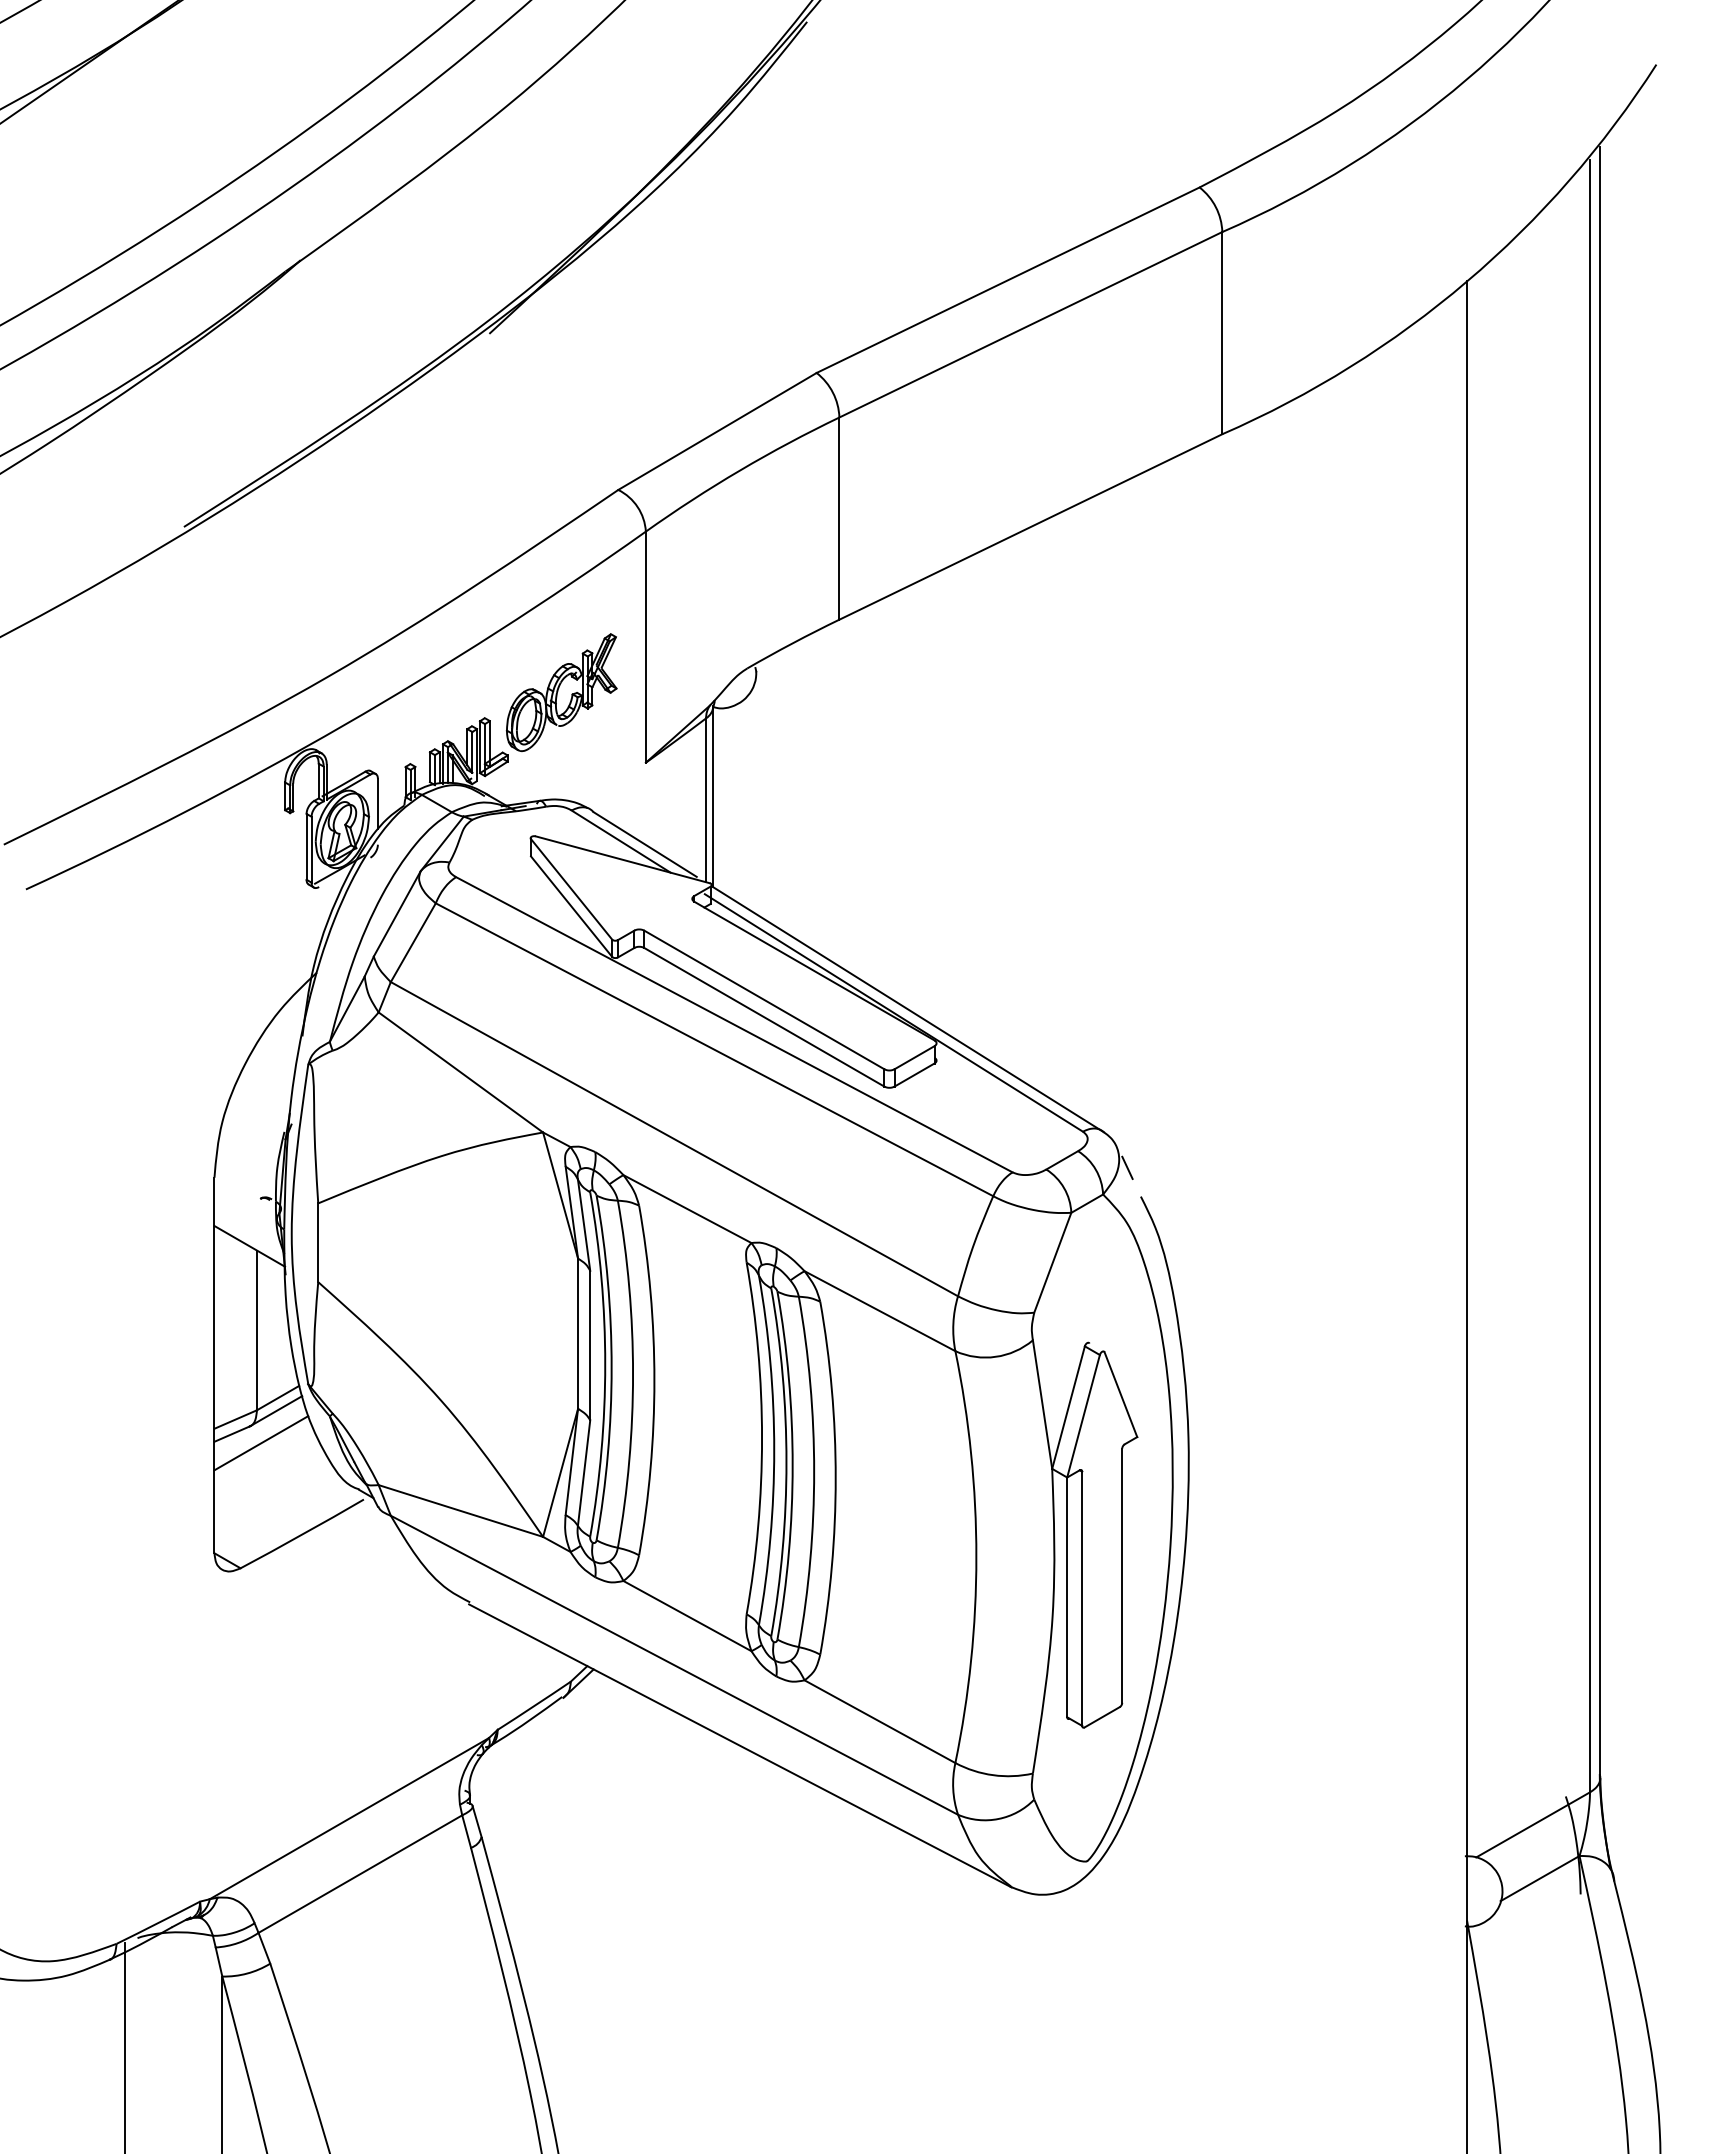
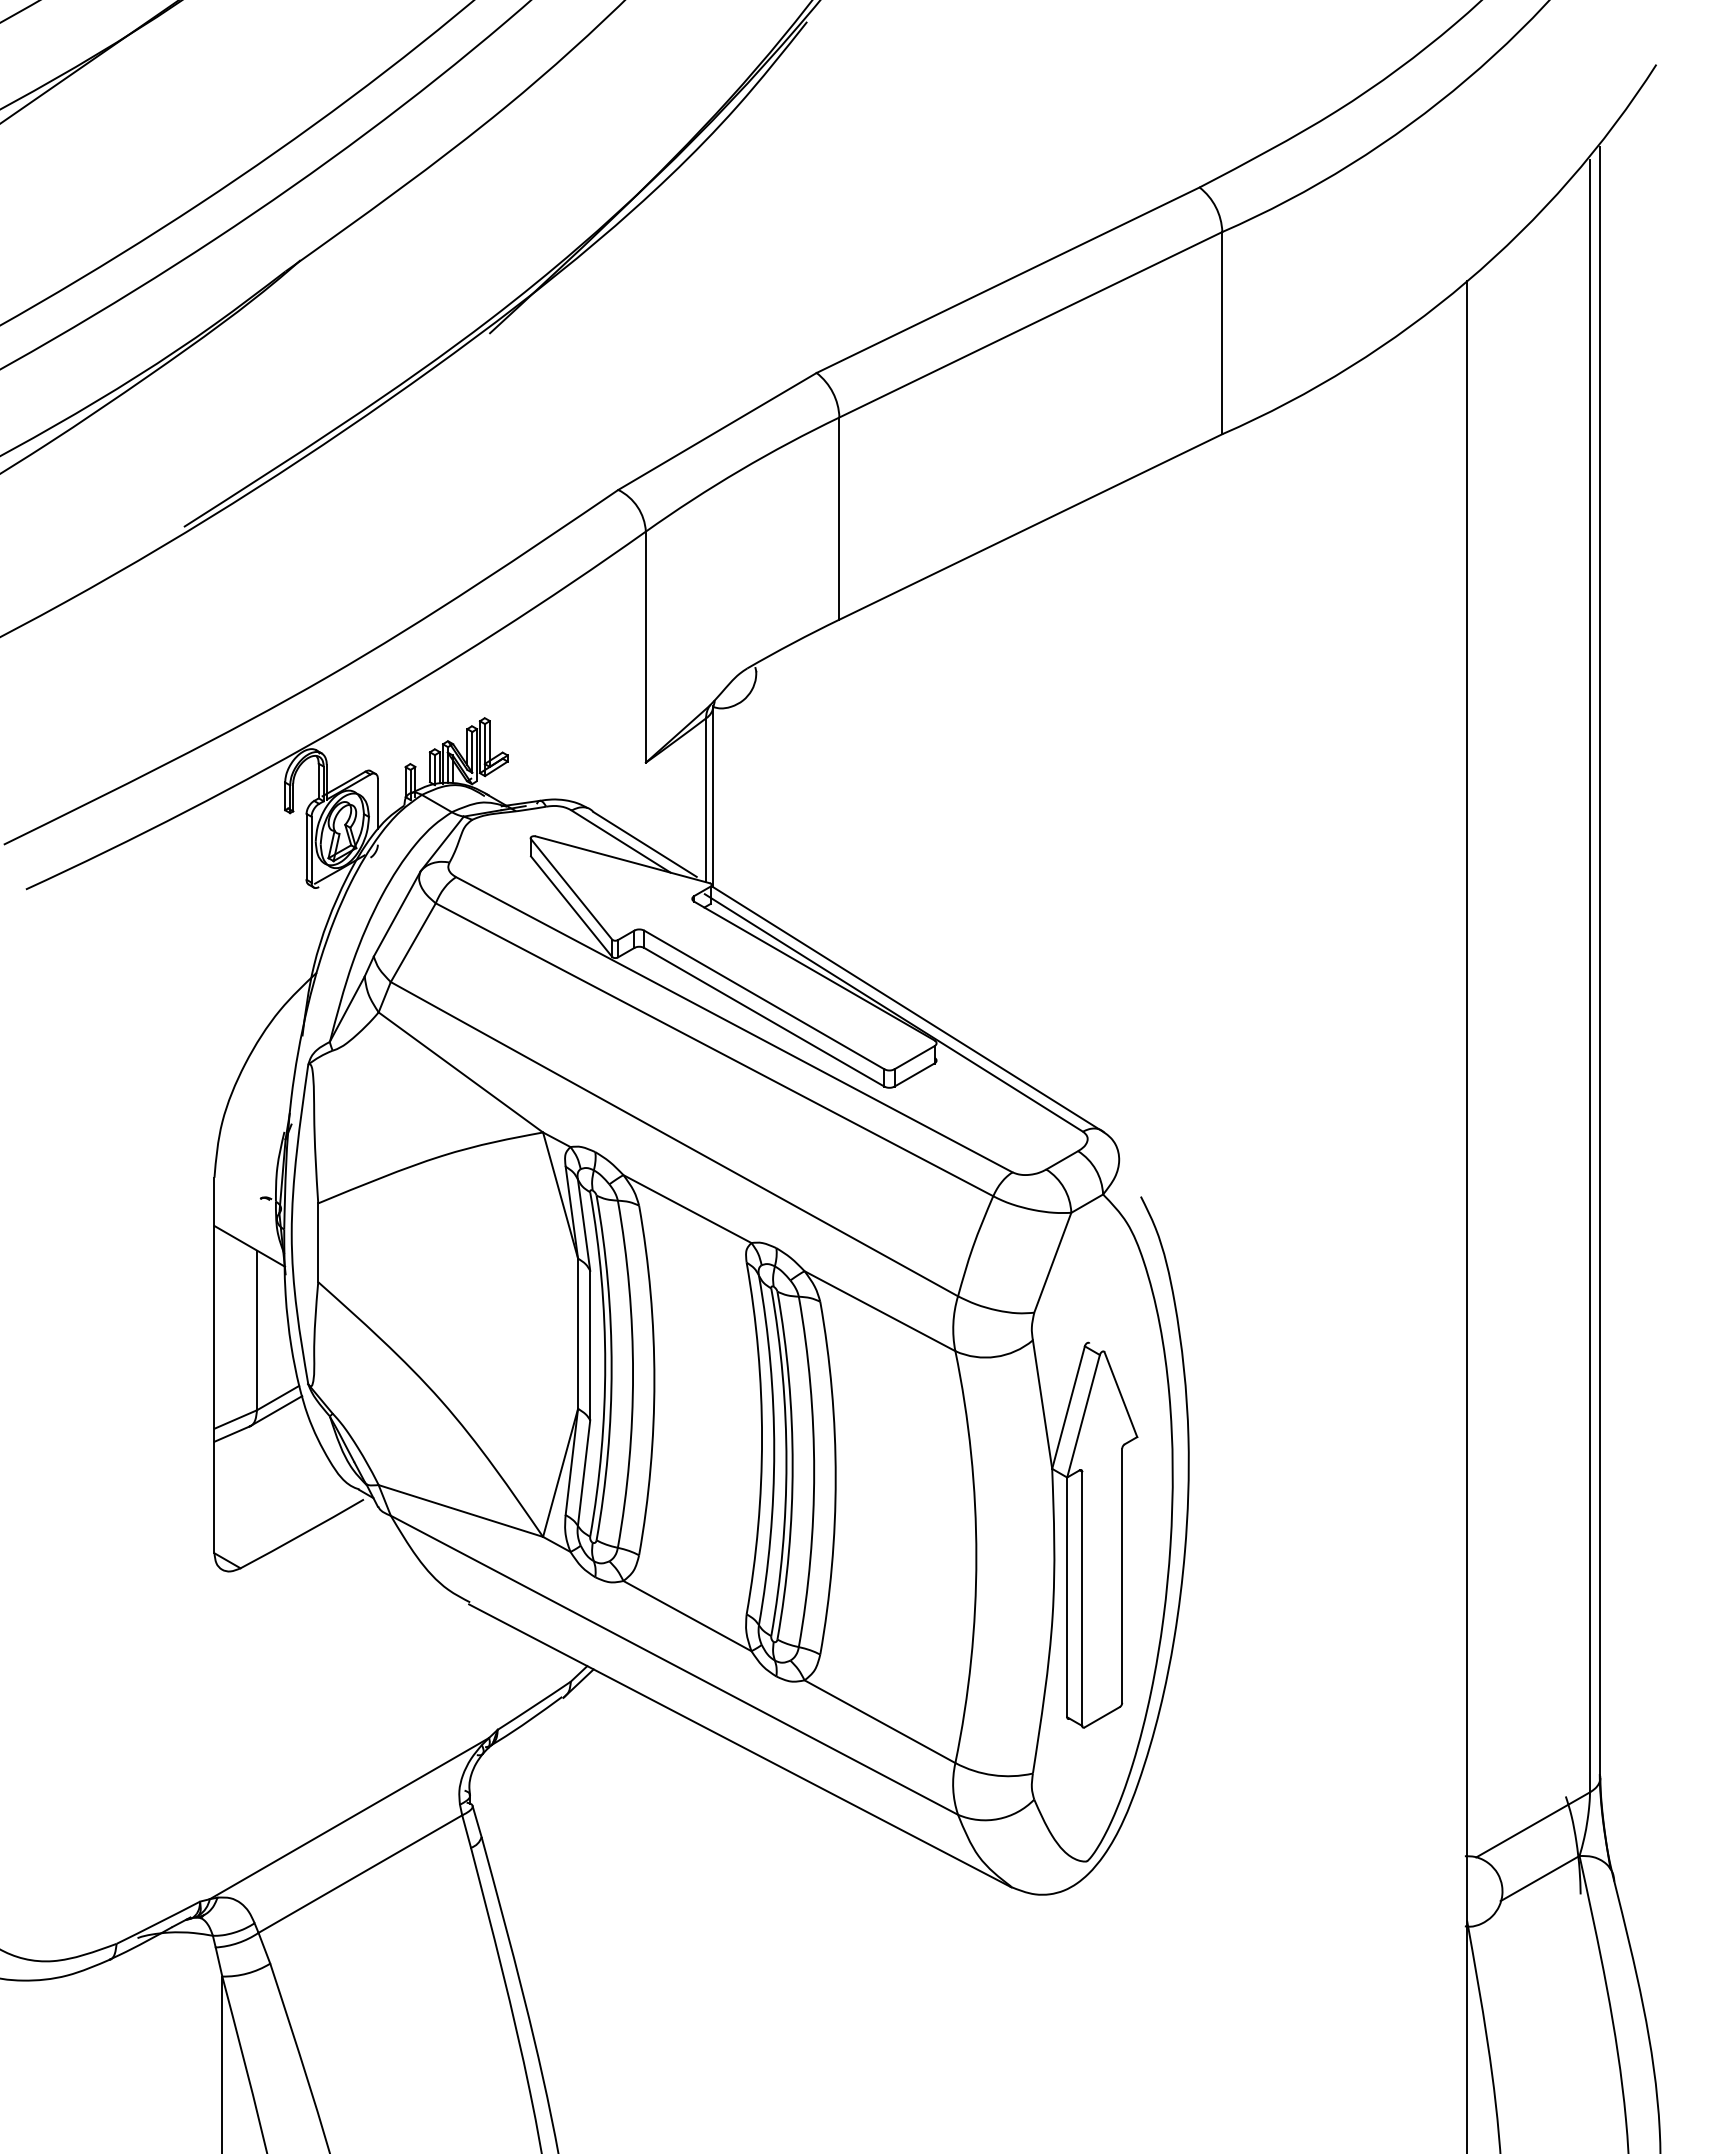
part: present -> none (561, 692)
line: present -> none (1127, 1167)
line: present -> none (261, 1443)
line: present -> none (125, 2046)
